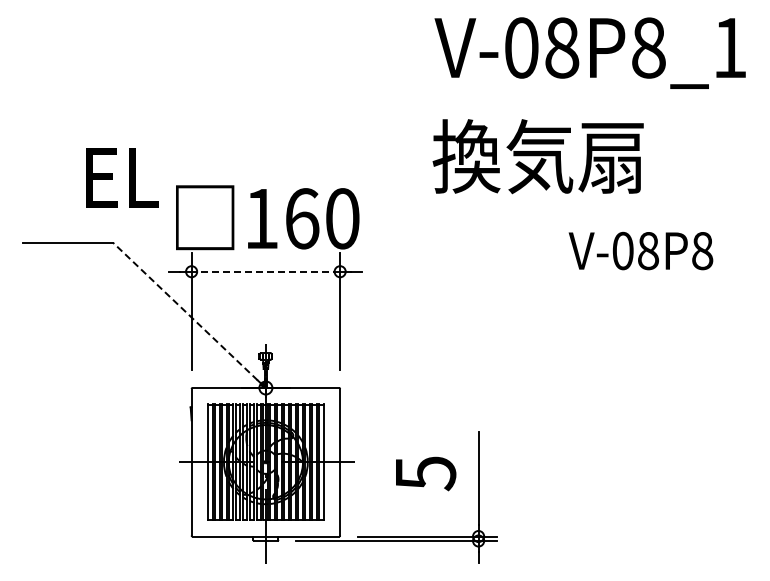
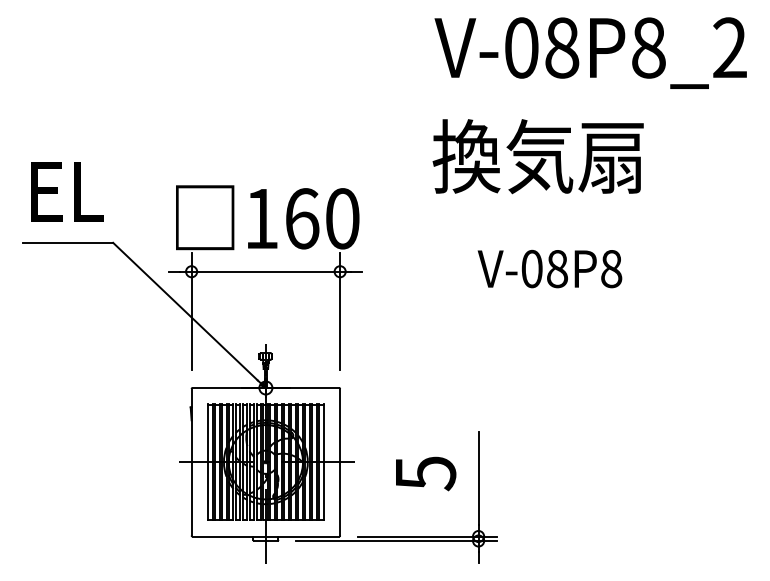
text: V-08P8_1 -> V-08P8_2 (729, 47)
text position: (122, 177) -> (67, 191) (67, 191)
text position: (640, 250) -> (549, 268) (549, 268)
line: dashed -> solid (265, 271)
line: dashed -> solid (185, 311)
